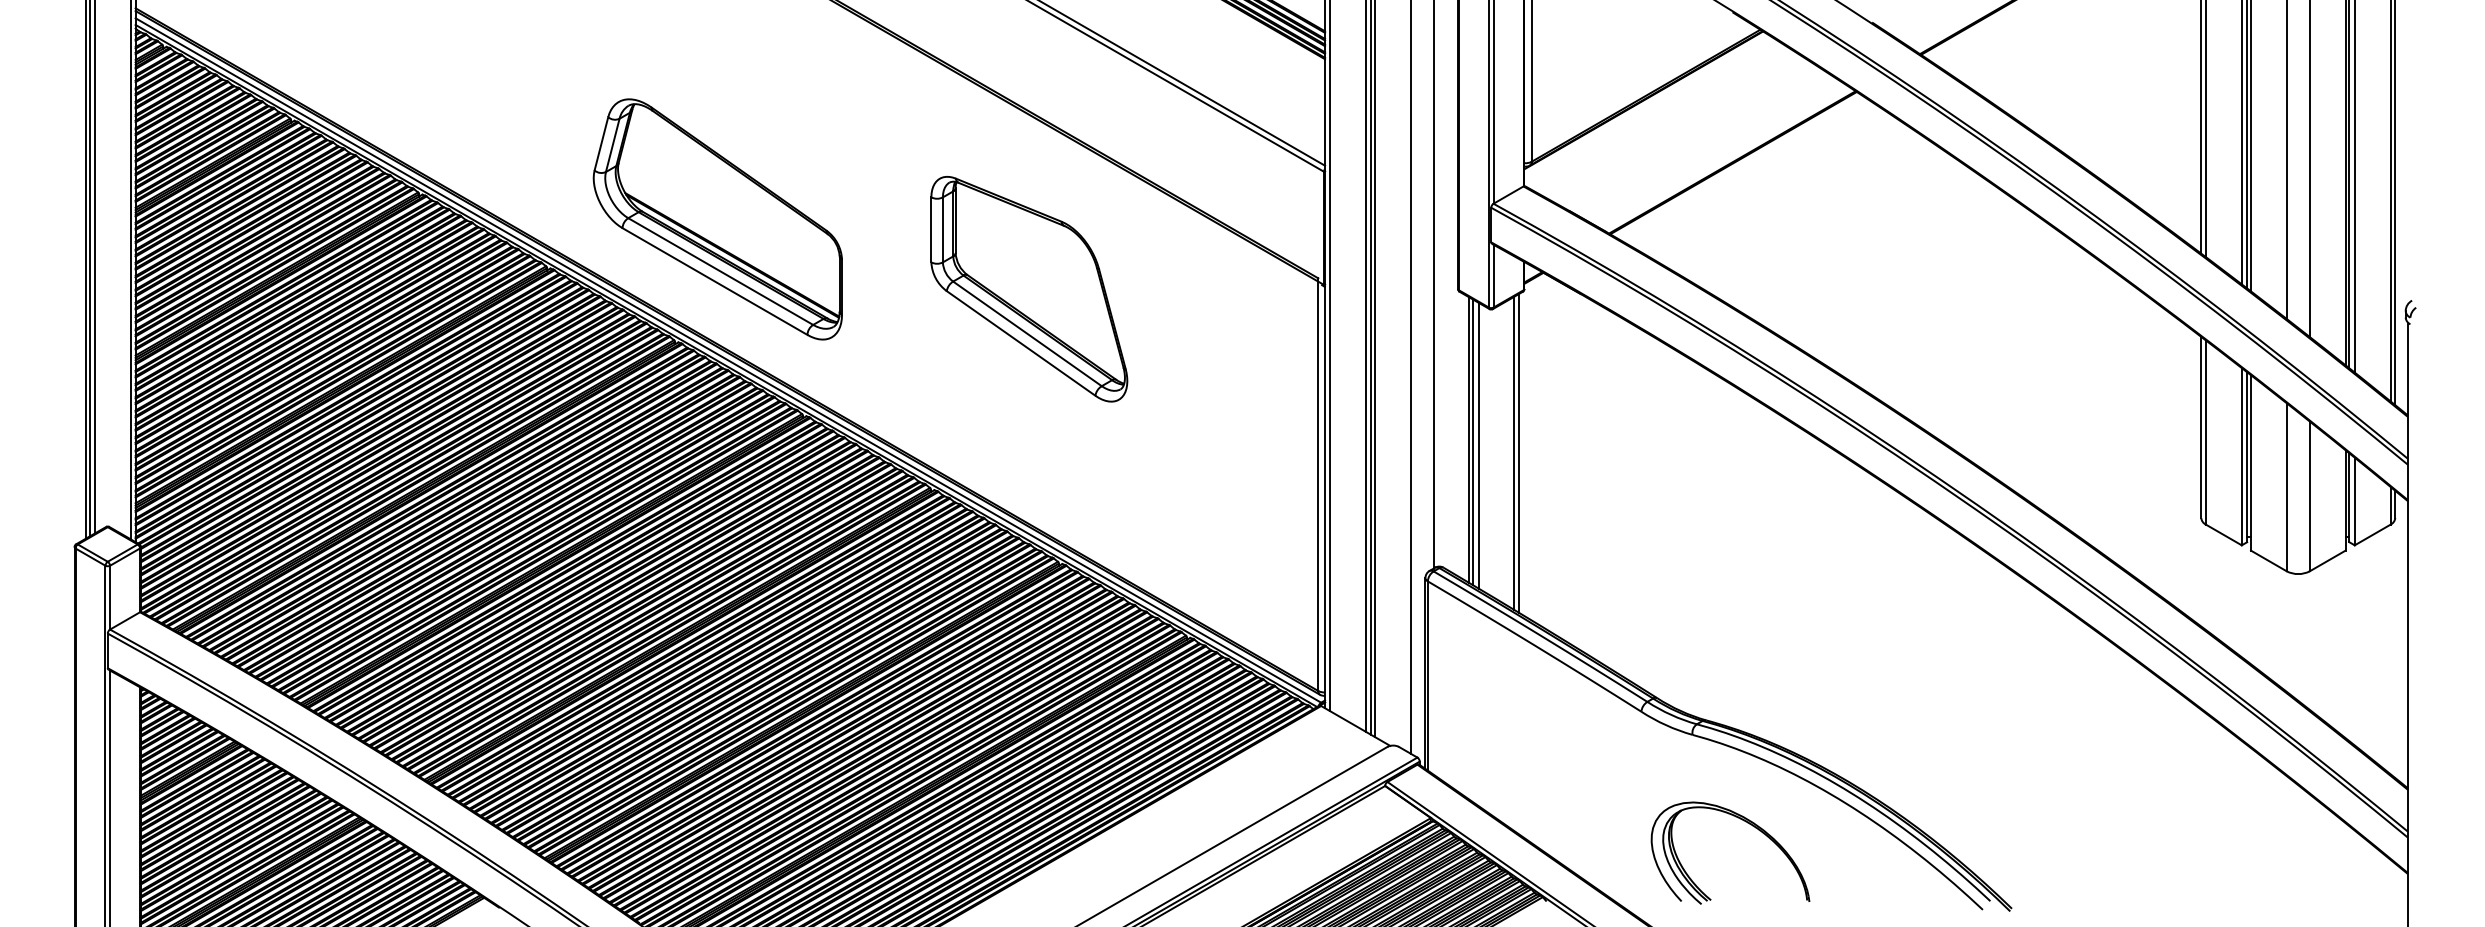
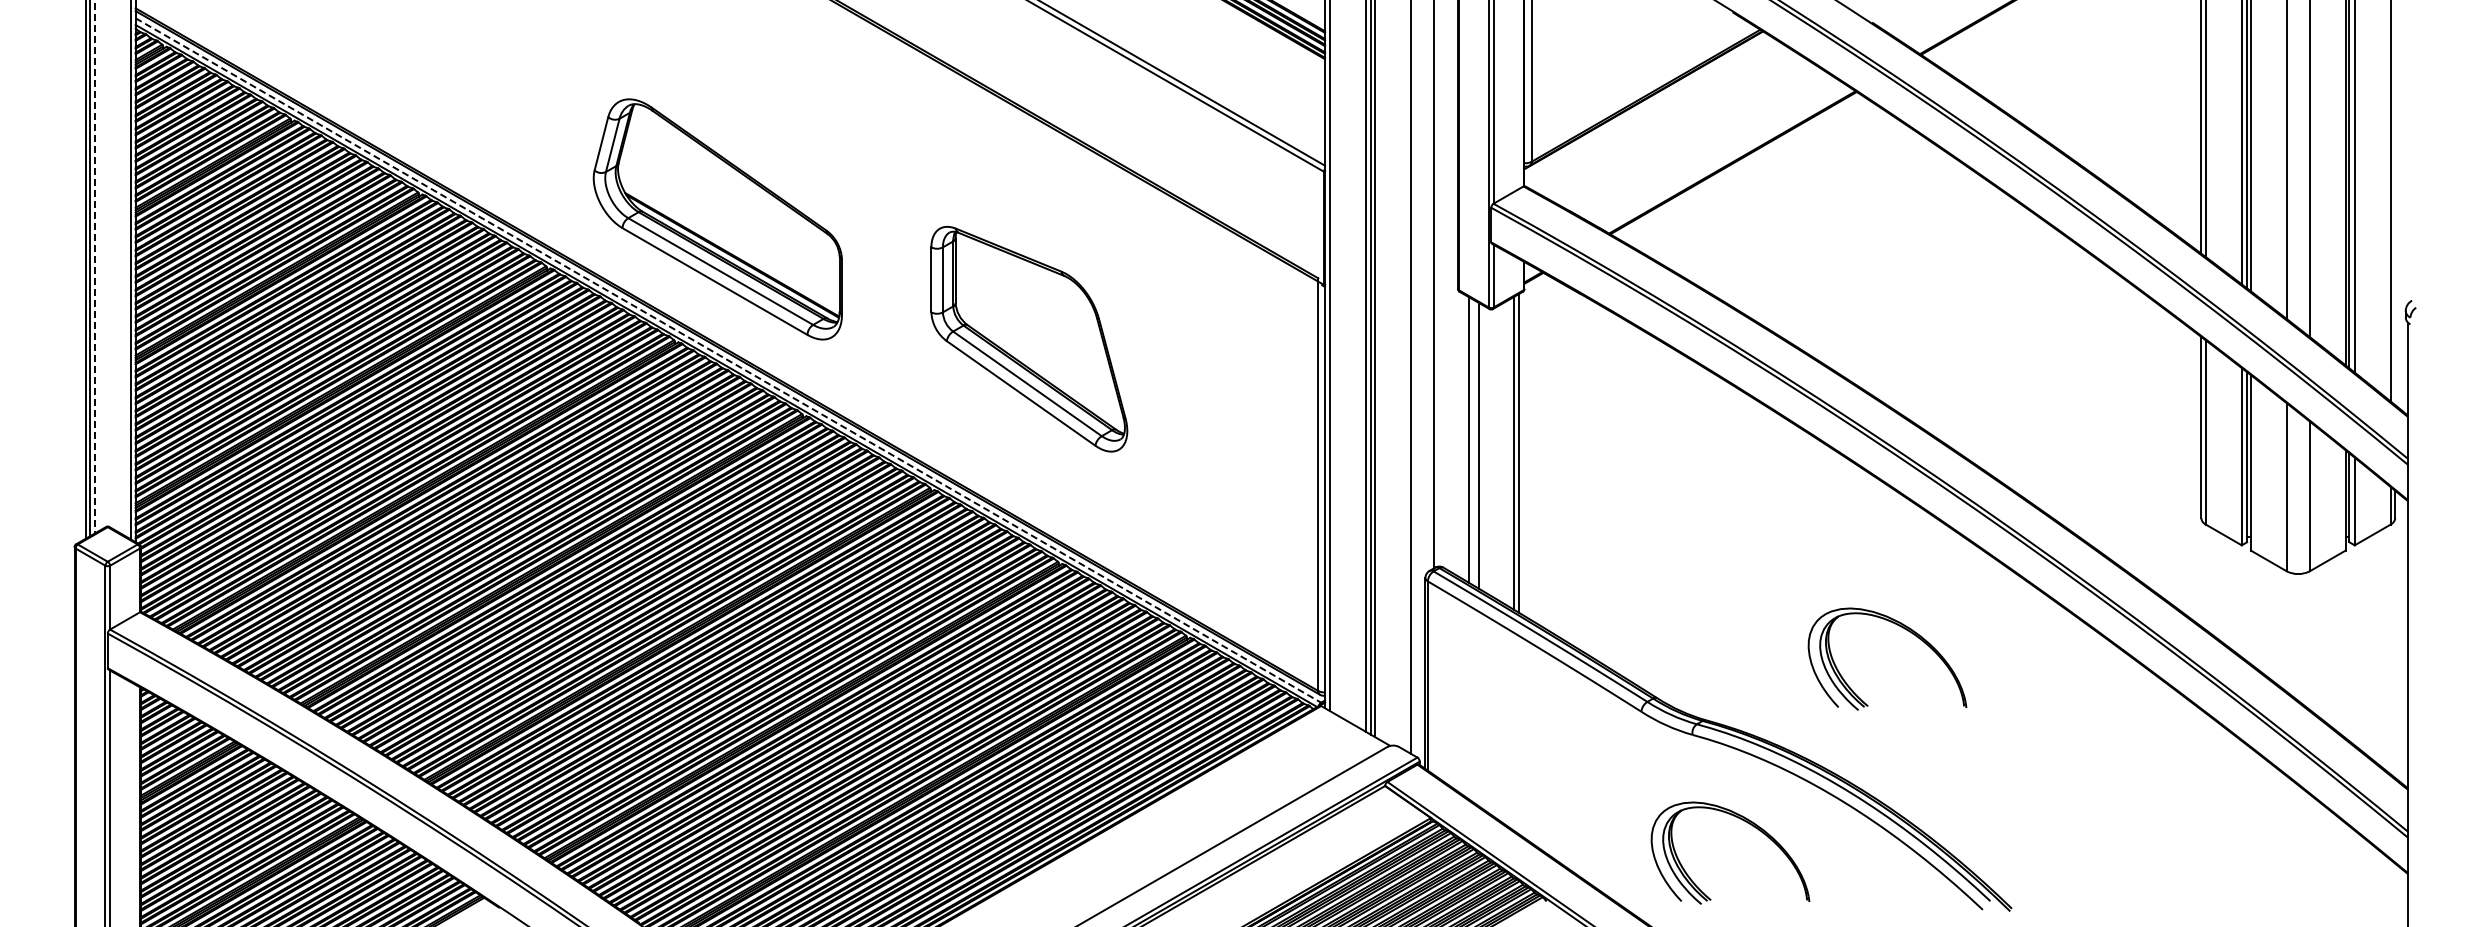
line: present -> none (2395, 203)
line: solid -> dashed (95, 267)
part position: (1029, 289) -> (1029, 339) (1029, 339)
line: solid -> dashed (728, 360)
line: present -> none (1473, 442)
part: none -> present (1902, 628)
